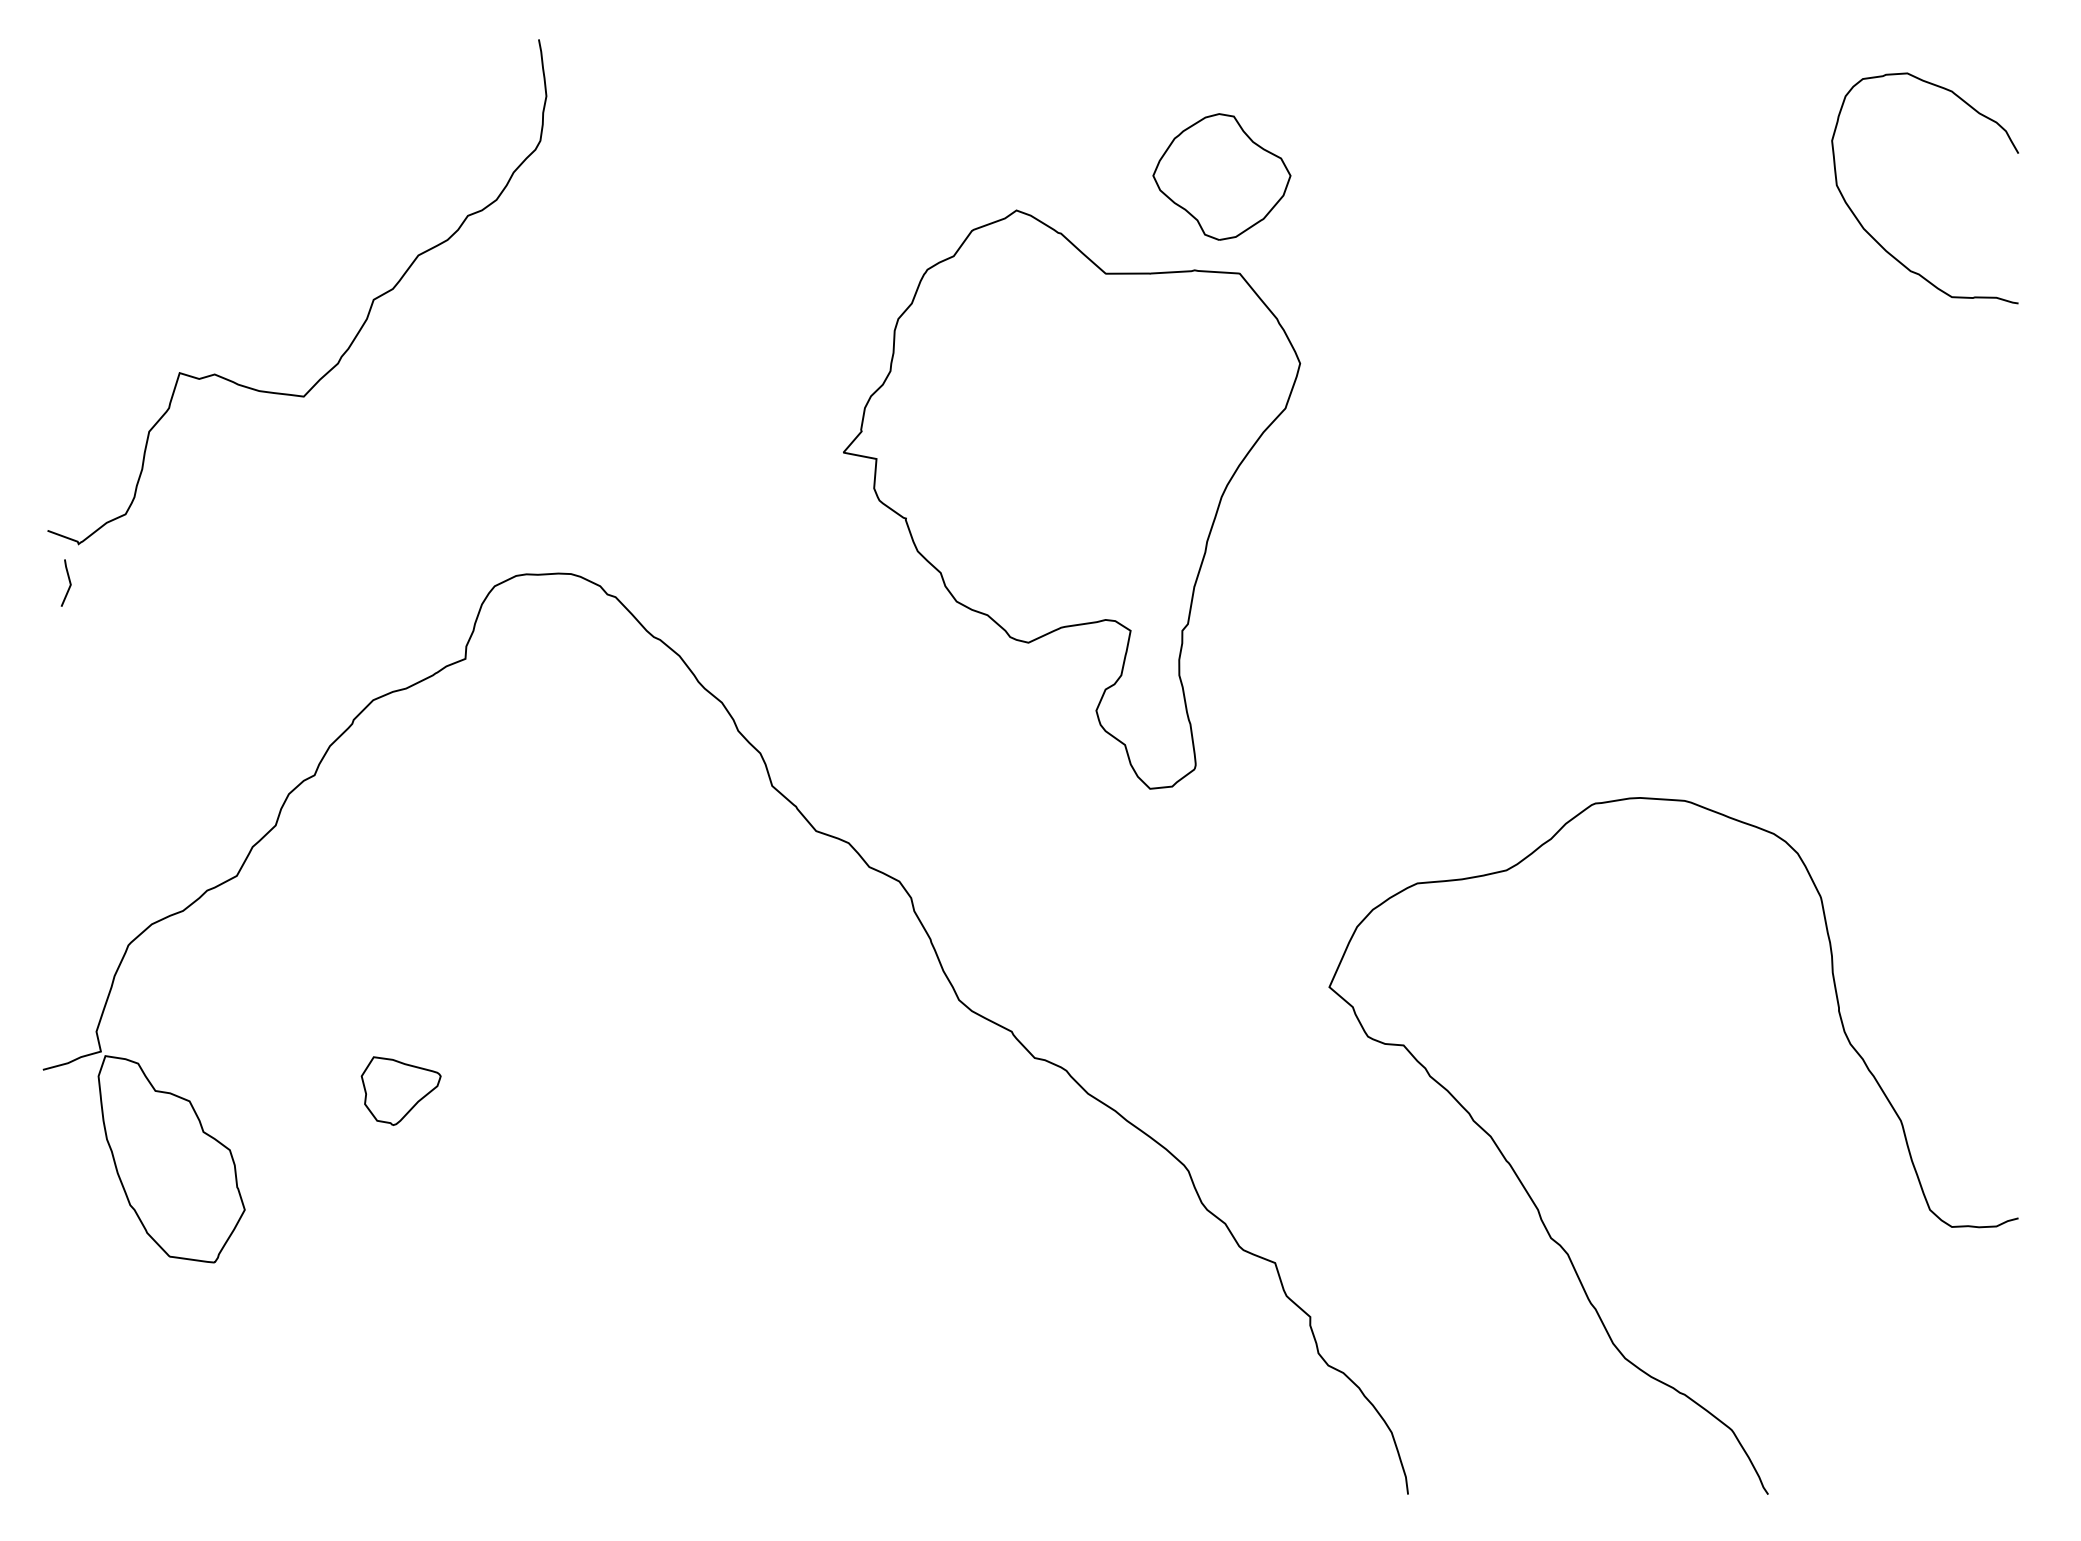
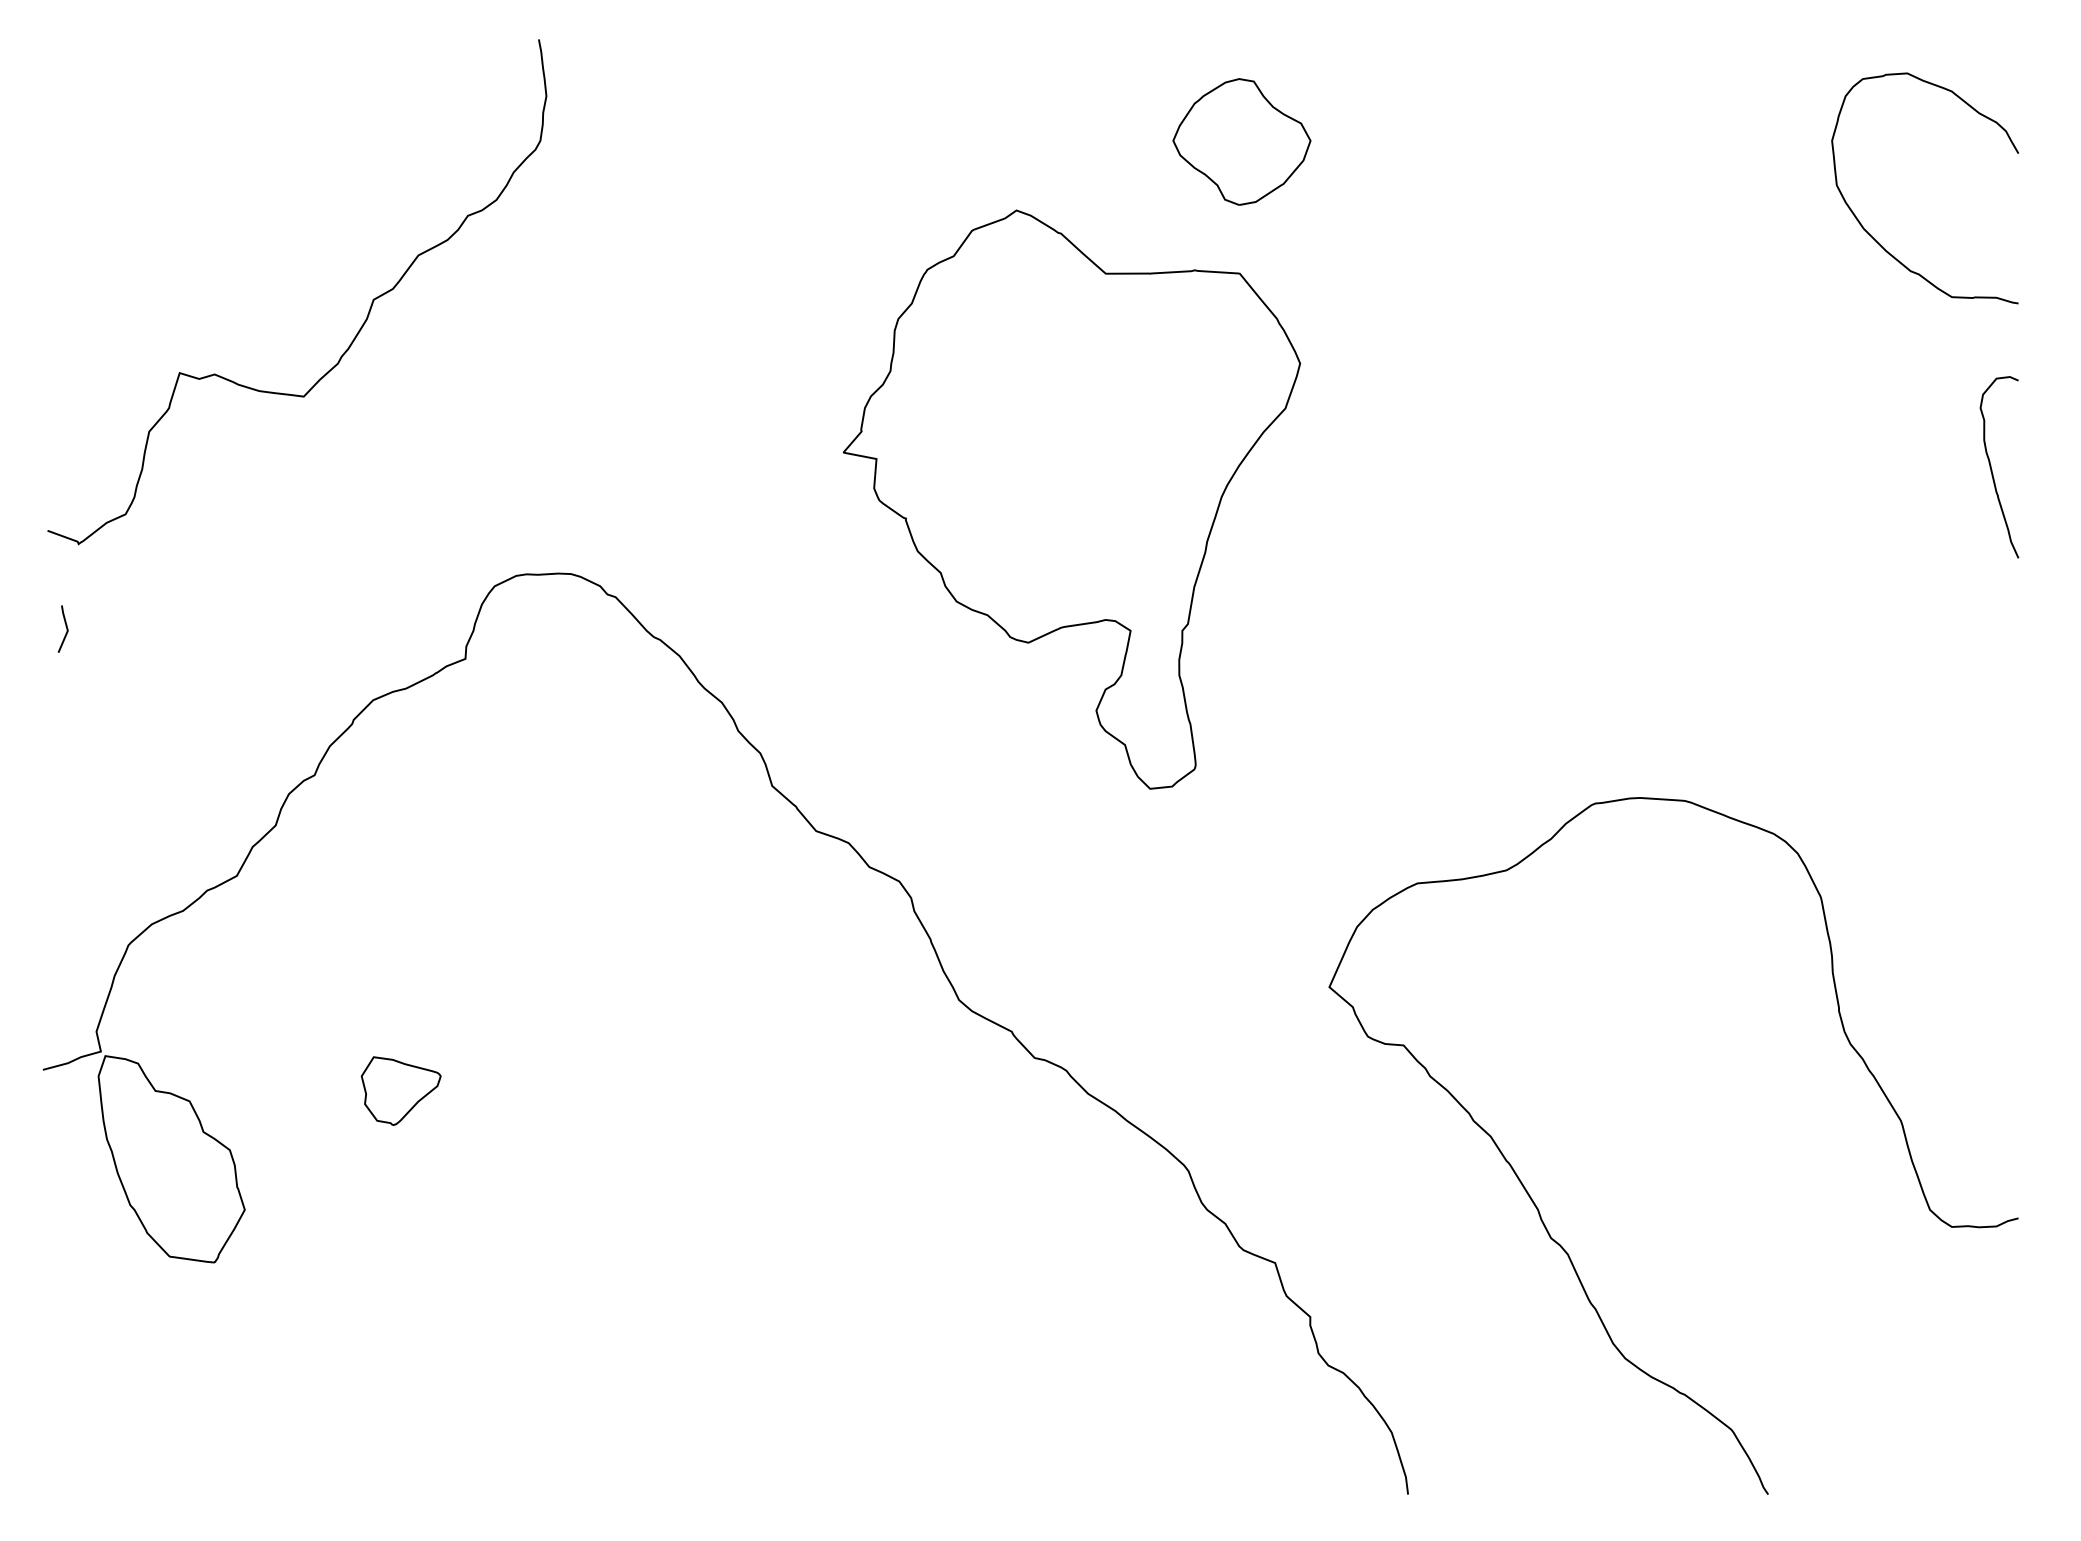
part position: (1221, 176) -> (1241, 141) (1241, 141)
curve: none -> present (1992, 469)
line position: (68, 580) -> (65, 626) (65, 626)
